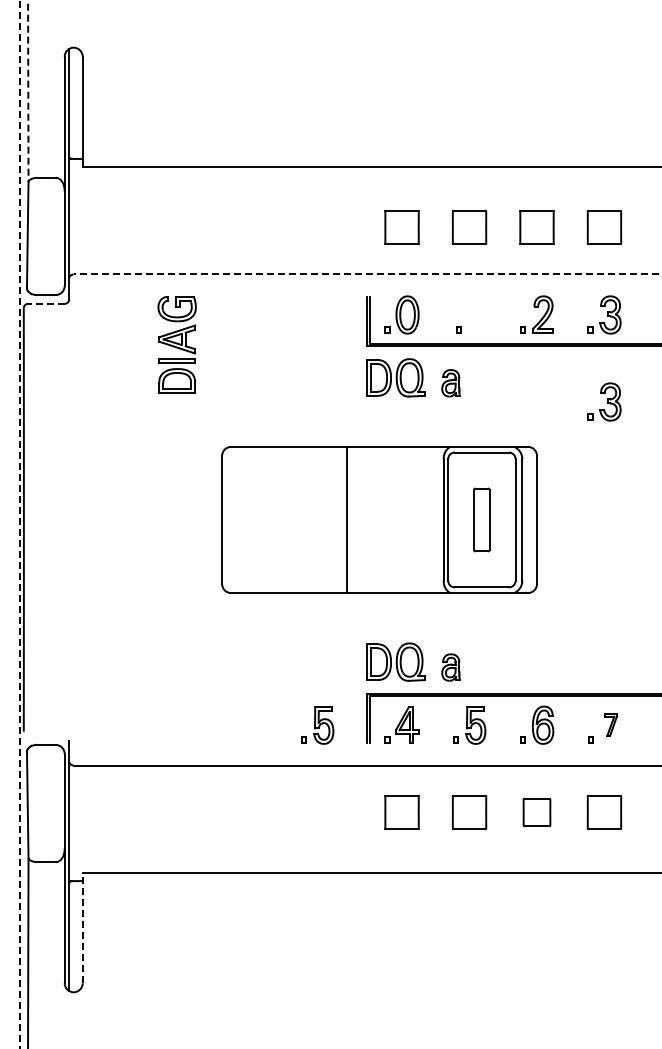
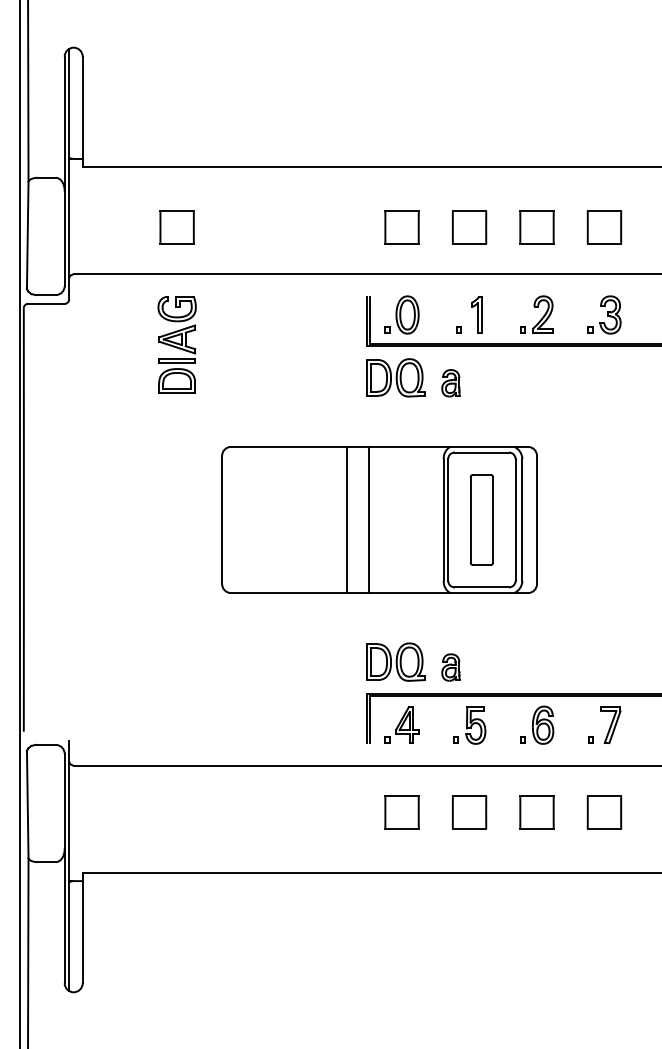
line: dashed -> solid (28, 91)
part: none -> present (176, 227)
line: dashed -> solid (367, 274)
line: dashed -> solid (46, 303)
part: none -> present (476, 314)
part: present -> none (604, 401)
line: none -> present (369, 519)
part size: 18x66 px -> 25x92 px (481, 519)
line: dashed -> solid (19, 523)
part: present -> none (317, 725)
part size: 14x25 px -> 22x39 px (610, 725)
part size: 30x29 px -> 36x35 px (536, 812)
line: dashed -> solid (82, 927)
